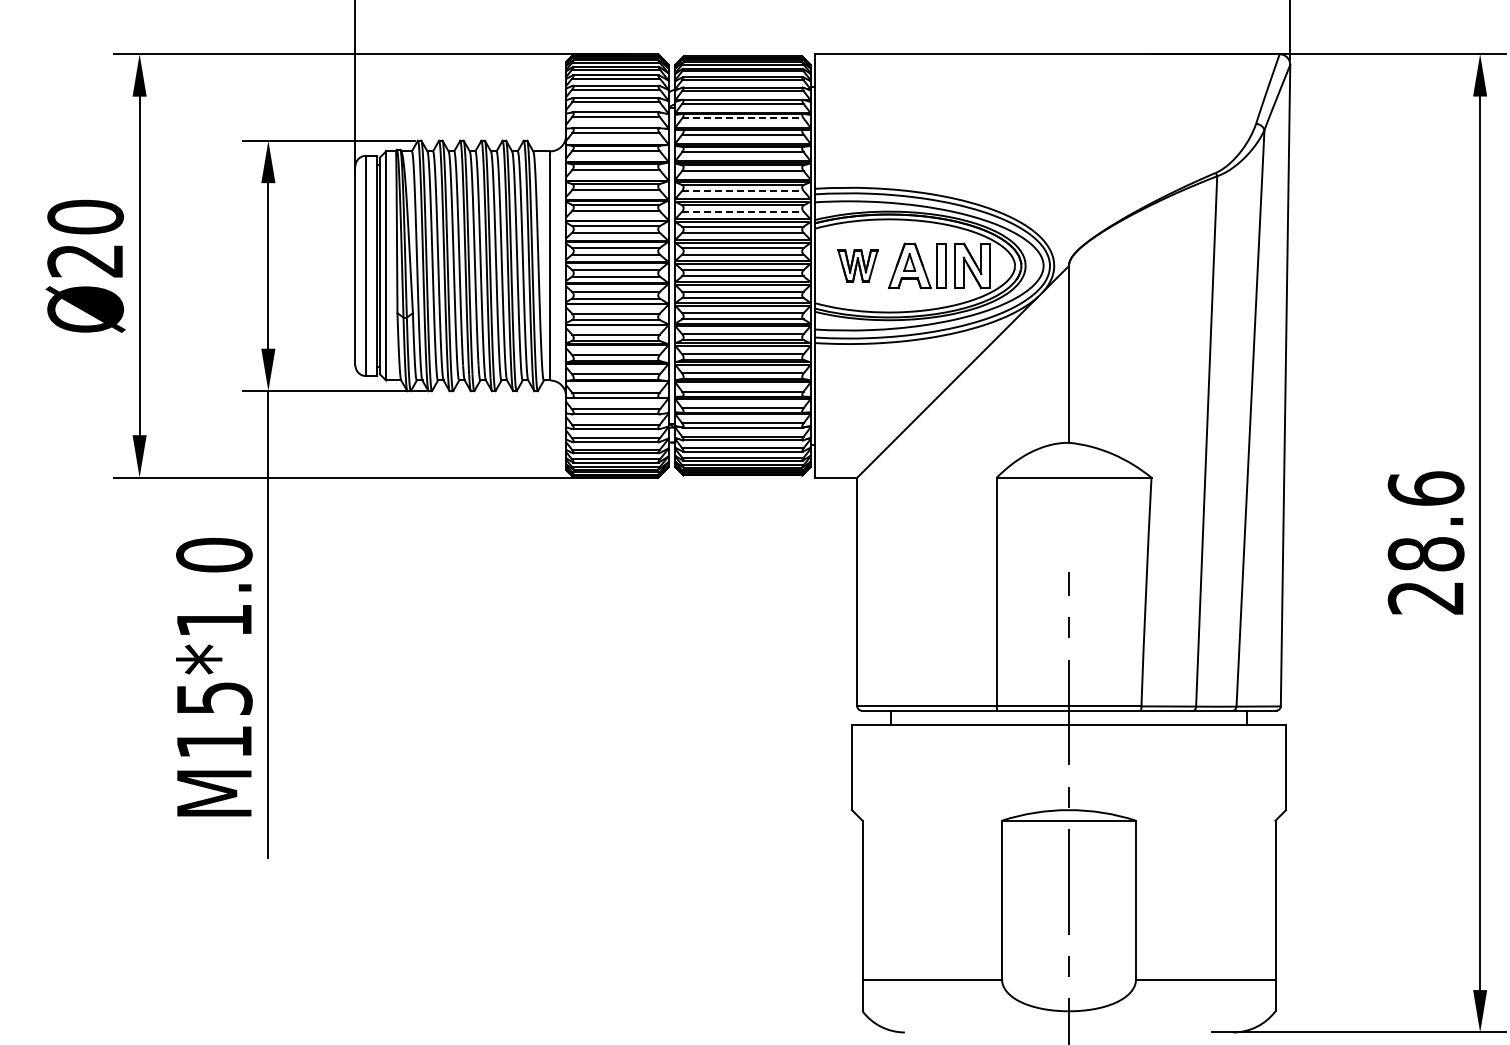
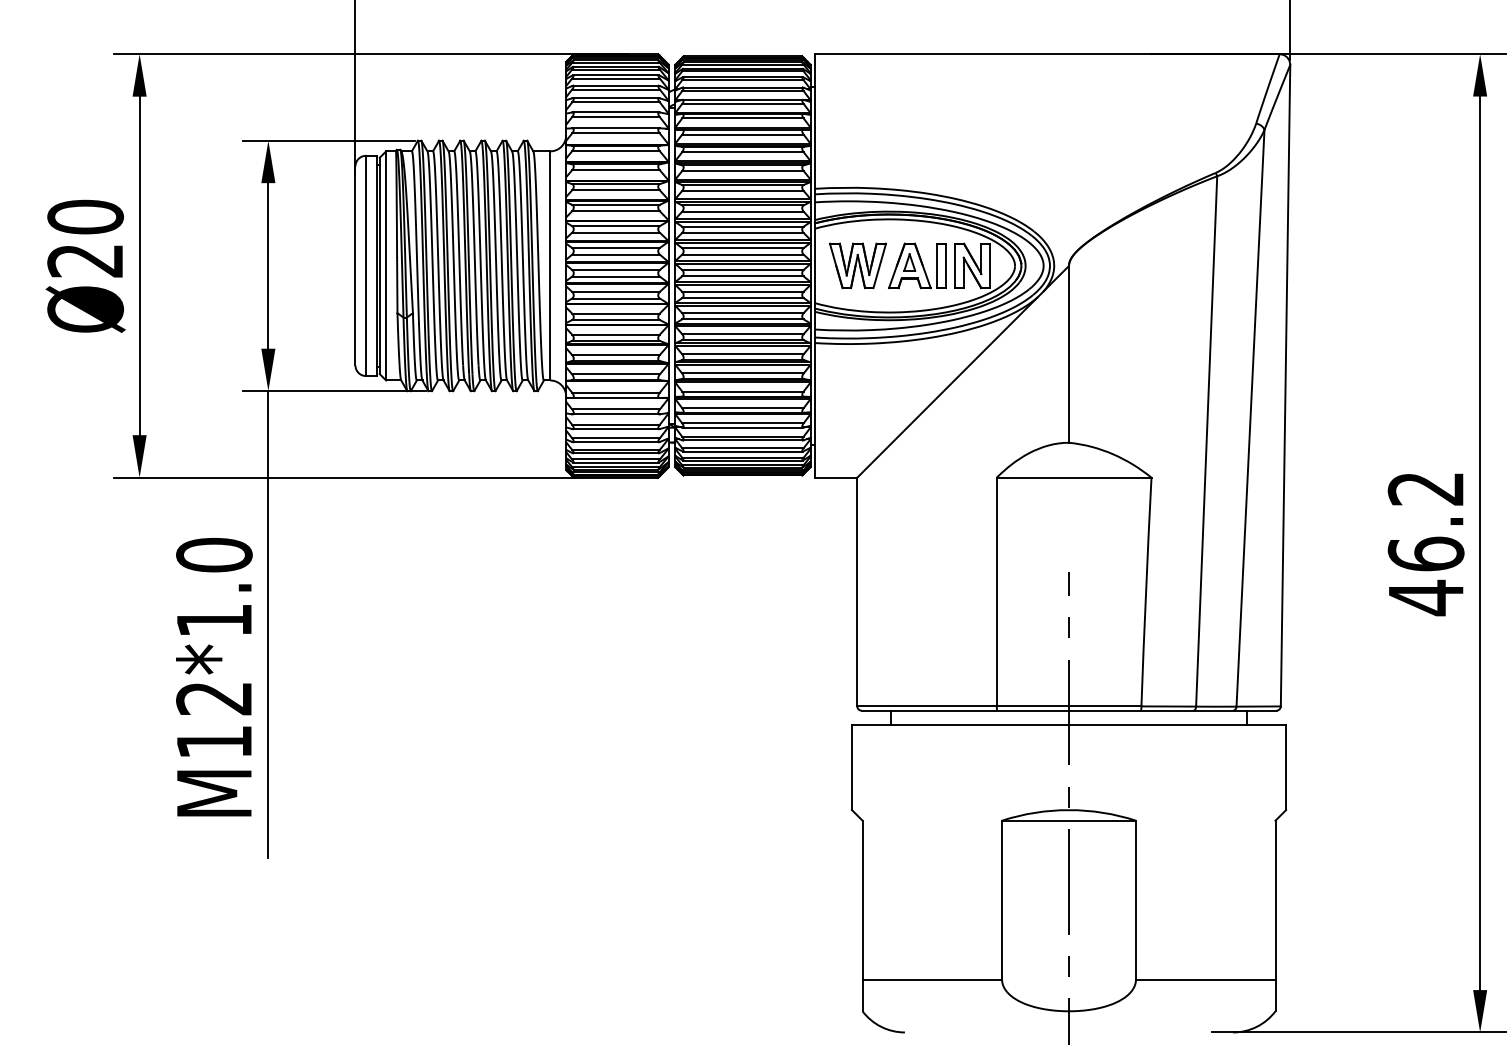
line: dashed -> solid (742, 118)
line: dashed -> solid (742, 191)
line: dashed -> solid (742, 211)
part size: 42x34 px -> 58x48 px (857, 265)
text: 28.6 -> 46.2 (1425, 543)
text: M15*1.0 -> M12*1.0 (214, 698)
